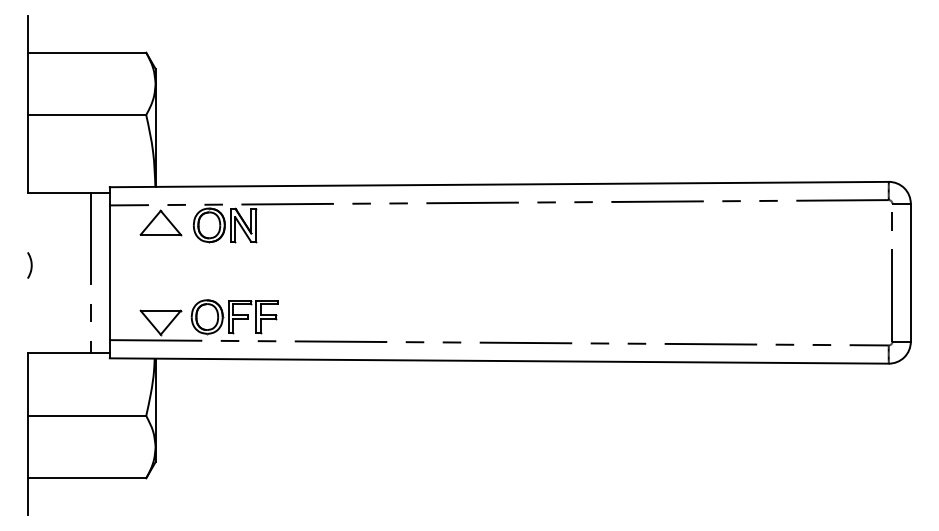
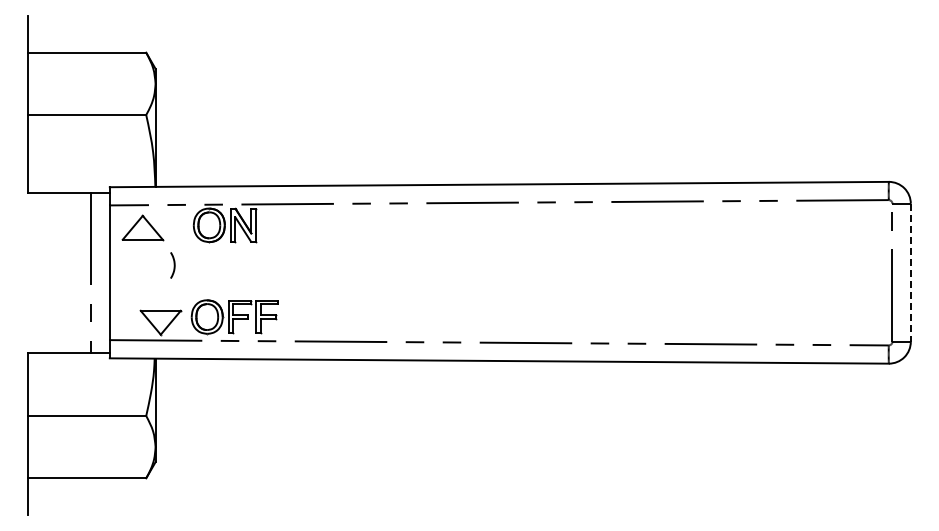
part position: (160, 222) -> (142, 227) (142, 227)
curve position: (30, 265) -> (173, 265) (173, 265)
line: solid -> dashed (910, 273)
